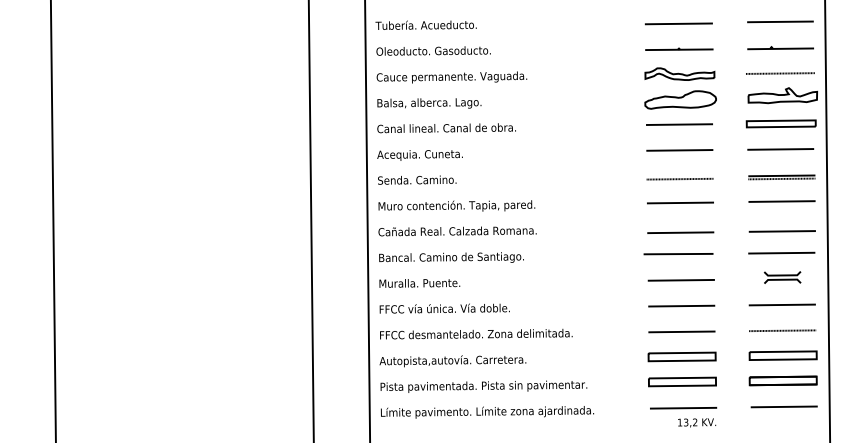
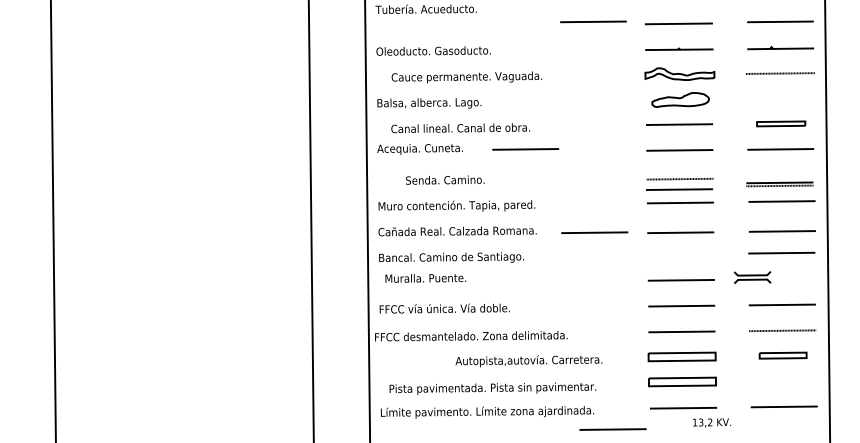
line: none -> present (593, 21)
text position: (425, 24) -> (425, 8) (425, 8)
text position: (451, 77) -> (466, 77) (466, 77)
part: present -> none (782, 95)
part size: 73x20 px -> 59x16 px (680, 99)
part size: 72x10 px -> 51x8 px (781, 123)
text position: (446, 128) -> (460, 128) (460, 128)
line: none -> present (525, 149)
text position: (419, 155) -> (419, 149) (419, 149)
part position: (781, 177) -> (779, 184) (779, 184)
text position: (417, 179) -> (445, 179) (445, 179)
line: none -> present (679, 189)
line: none -> present (594, 232)
line: present -> none (678, 254)
part position: (782, 277) -> (752, 277) (752, 277)
text position: (419, 283) -> (425, 278) (425, 278)
text position: (476, 334) -> (471, 336) (471, 336)
part size: 70x11 px -> 50x9 px (782, 355)
text position: (452, 361) -> (528, 361) (528, 361)
part: present -> none (782, 380)
text position: (483, 386) -> (492, 388) (492, 388)
text position: (697, 422) -> (712, 422) (712, 422)
line: none -> present (612, 429)
